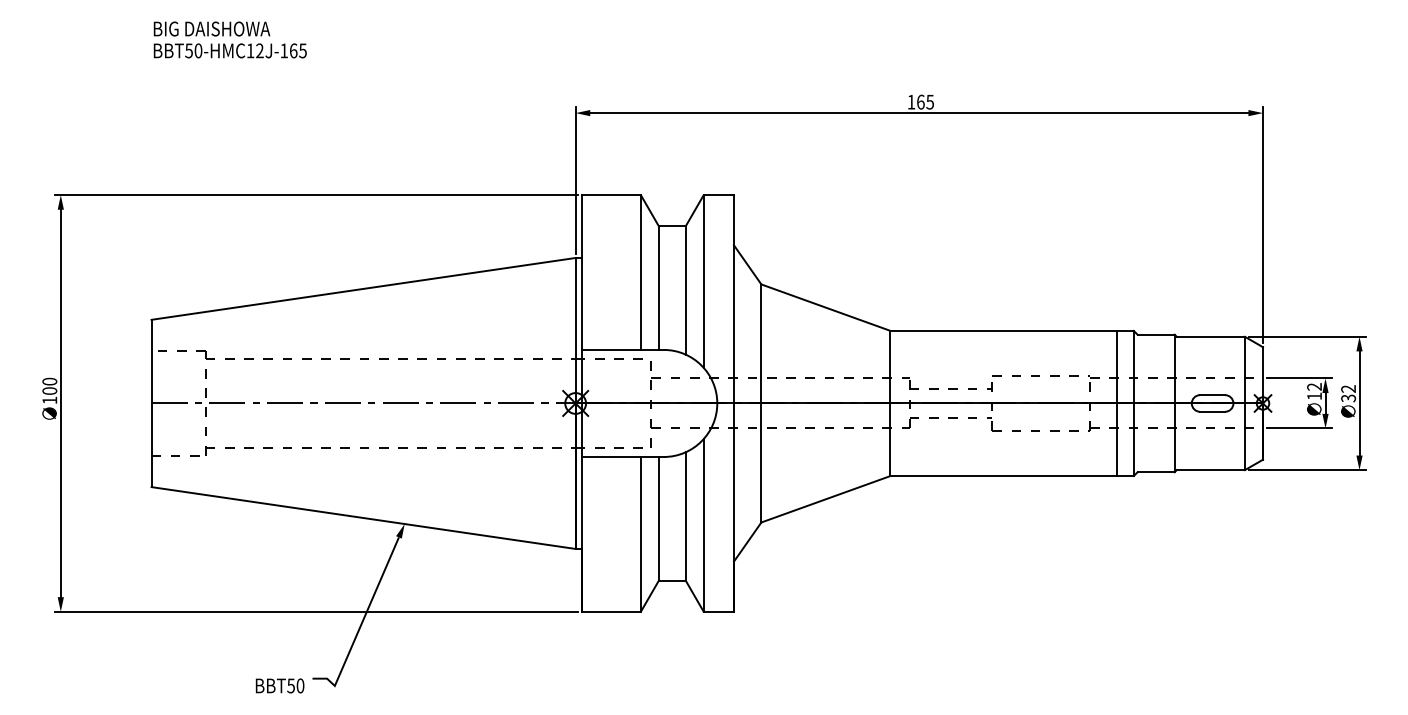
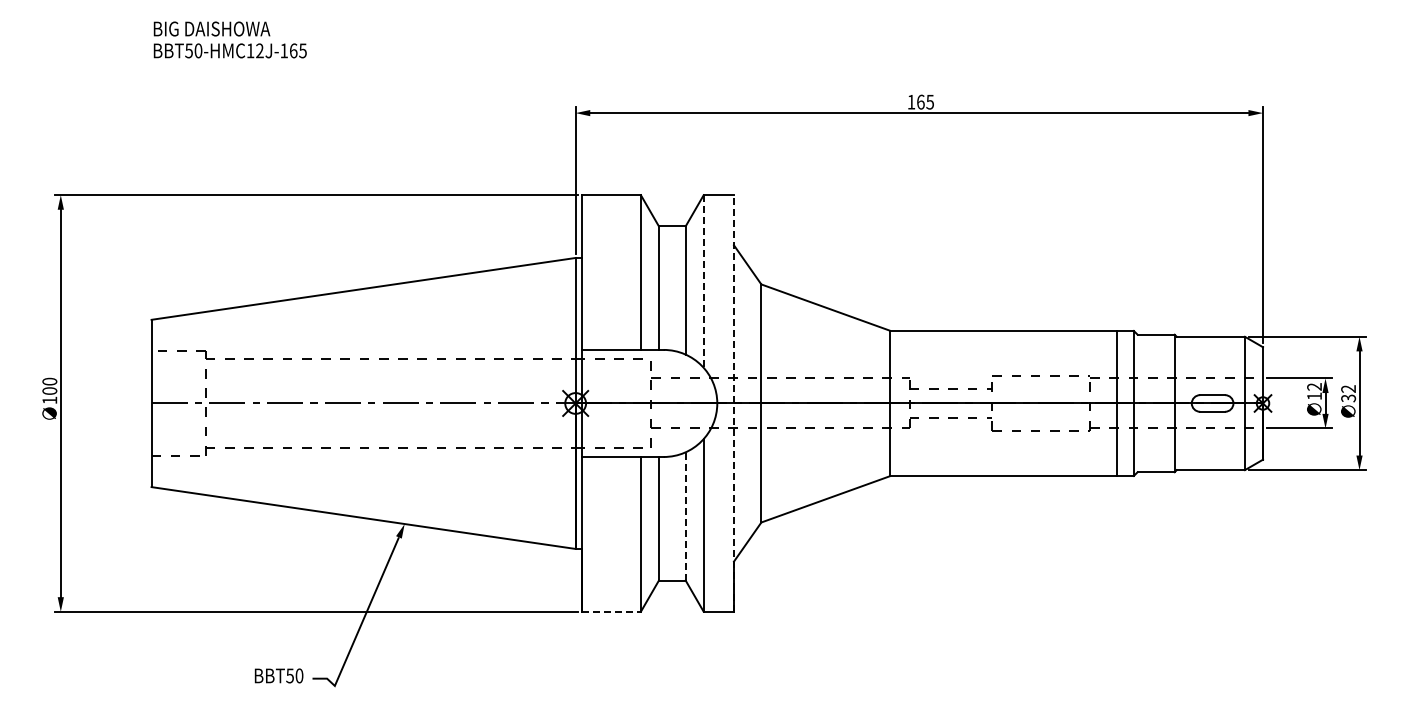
line: solid -> dashed (703, 282)
line: solid -> dashed (733, 402)
line: solid -> dashed (685, 515)
line: solid -> dashed (611, 611)
text position: (279, 685) -> (278, 675) (278, 675)
